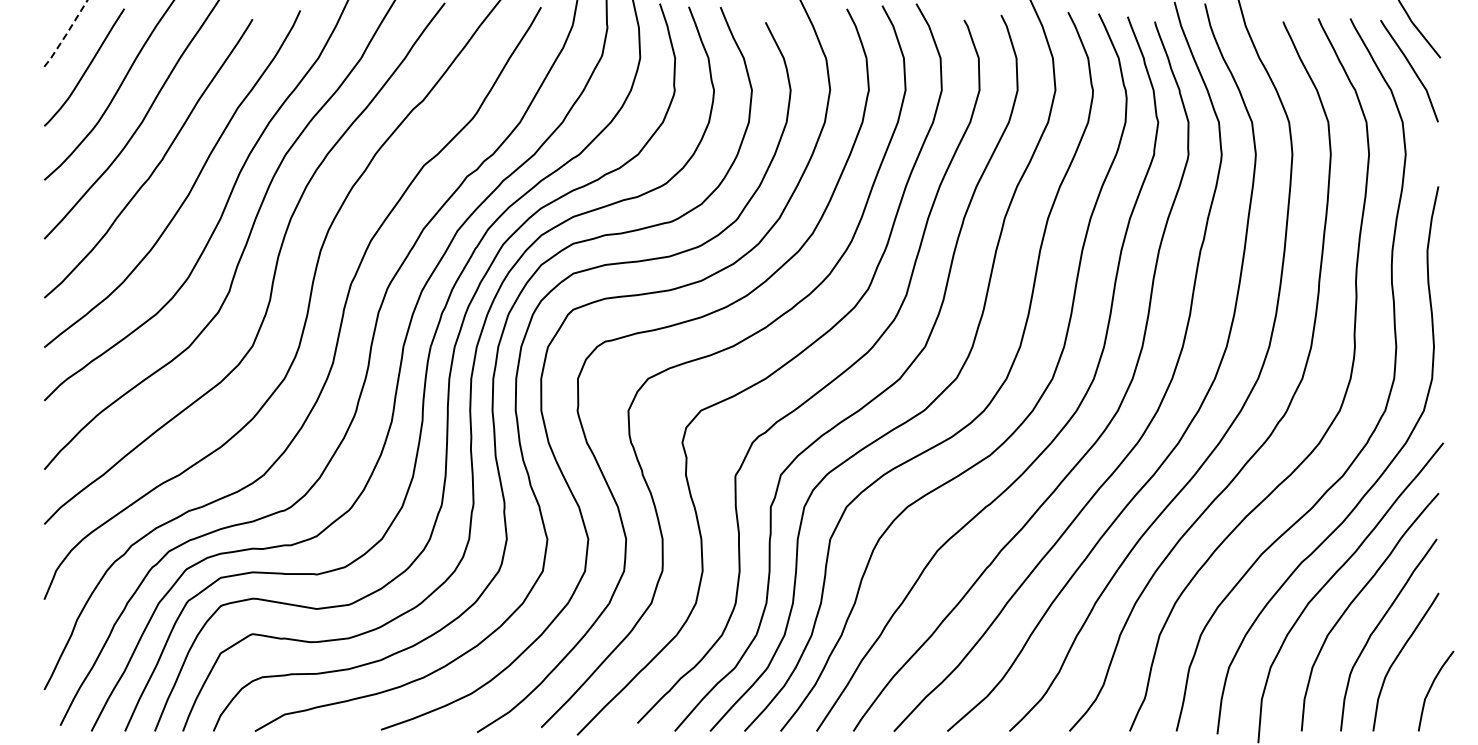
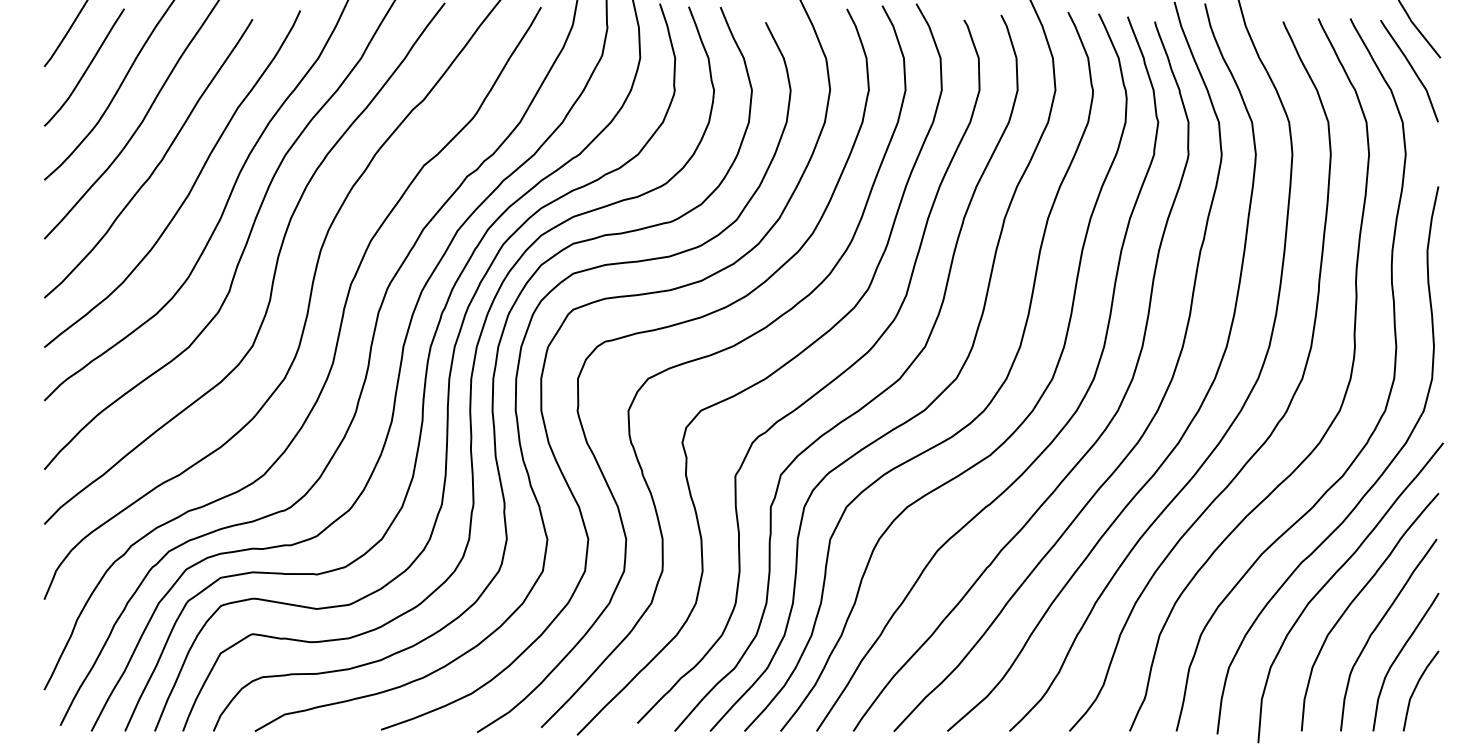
line: dashed -> solid (66, 33)
curve position: (1431, 688) -> (1416, 688) (1416, 688)
